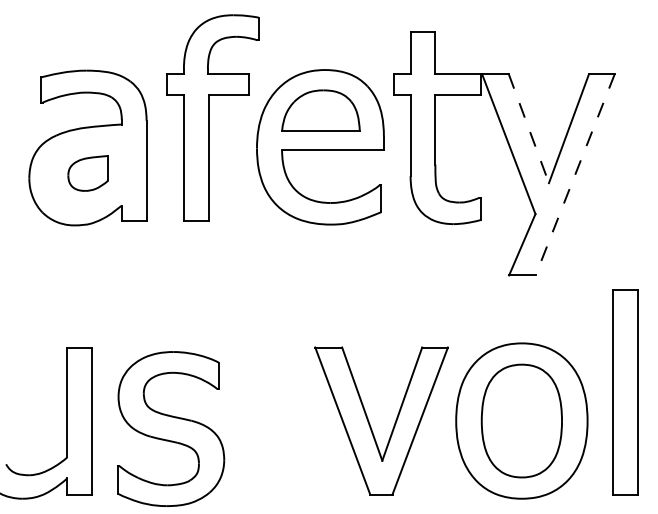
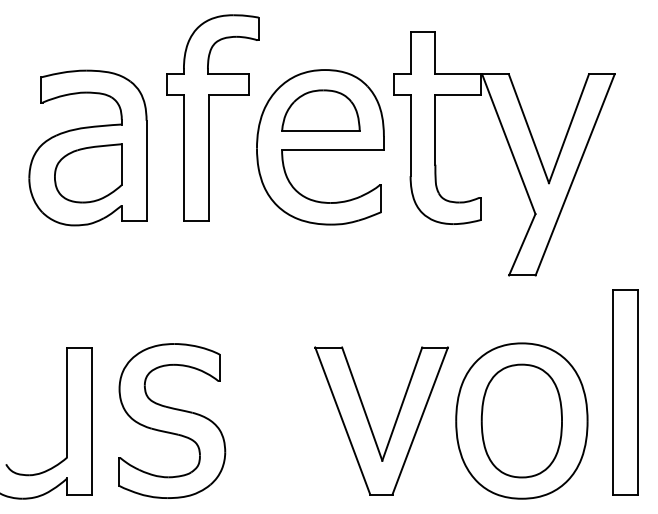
line: dashed -> solid (529, 129)
part size: 42x37 px -> 69x61 px (88, 173)
line: dashed -> solid (575, 175)
part position: (171, 428) -> (172, 420) (172, 420)
